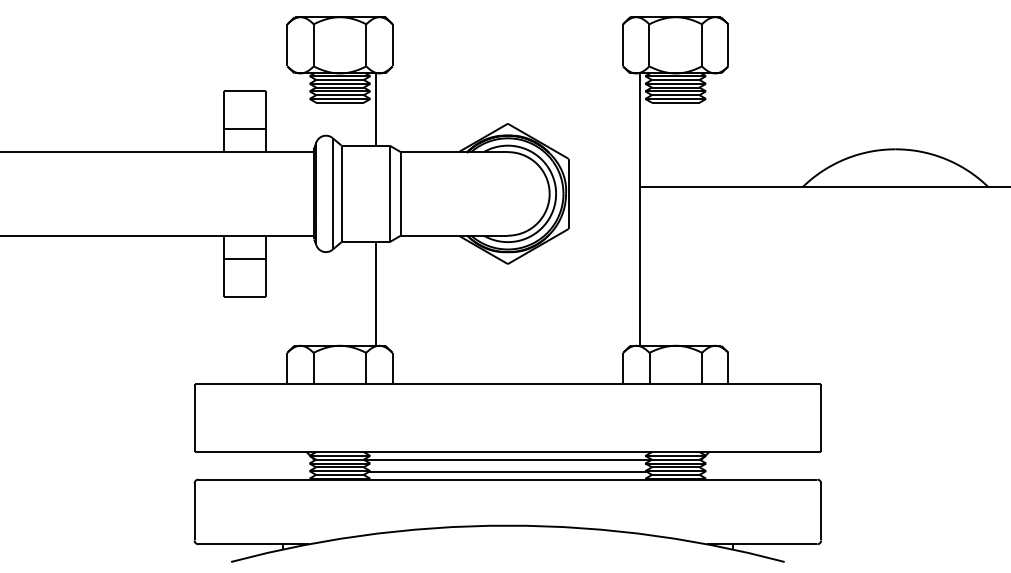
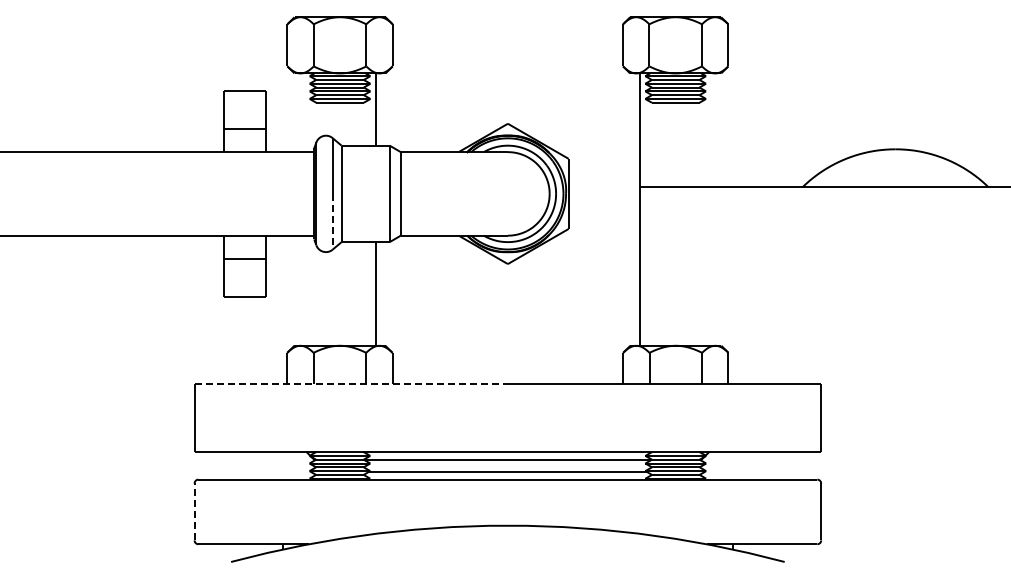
line: solid -> dashed (332, 221)
line: solid -> dashed (351, 383)
line: solid -> dashed (194, 511)
